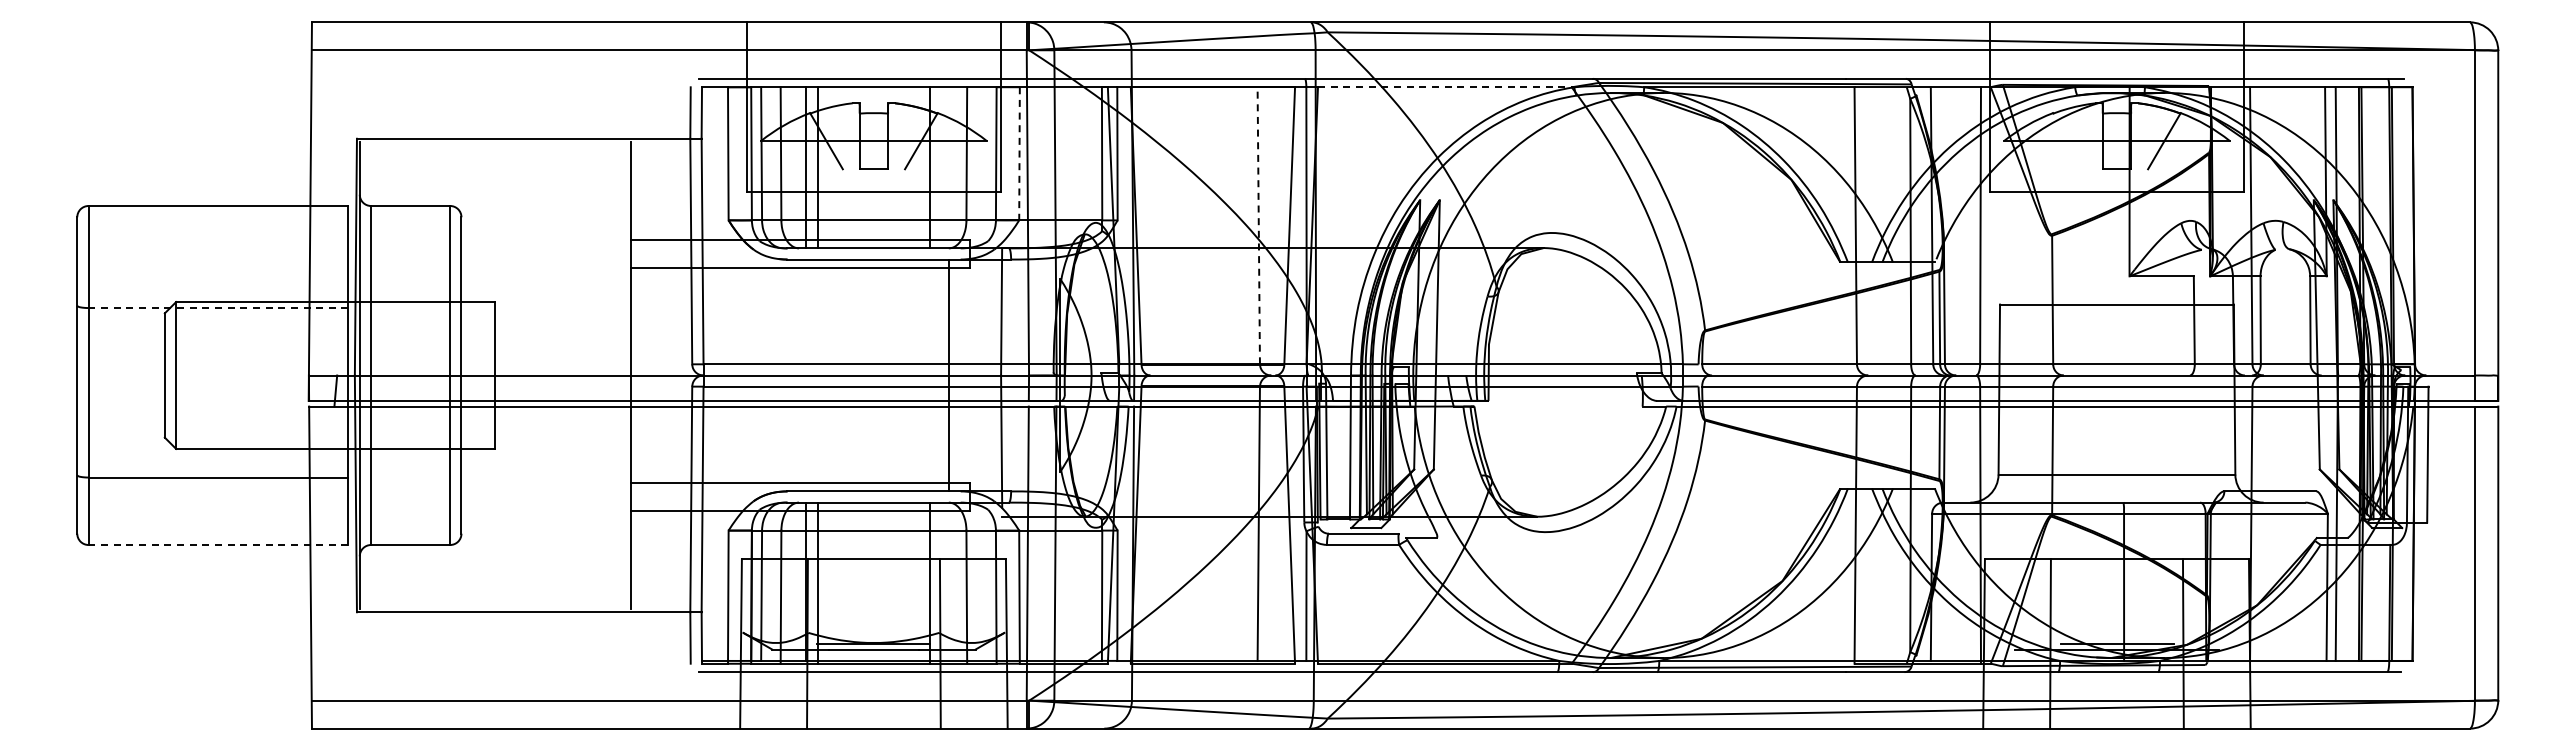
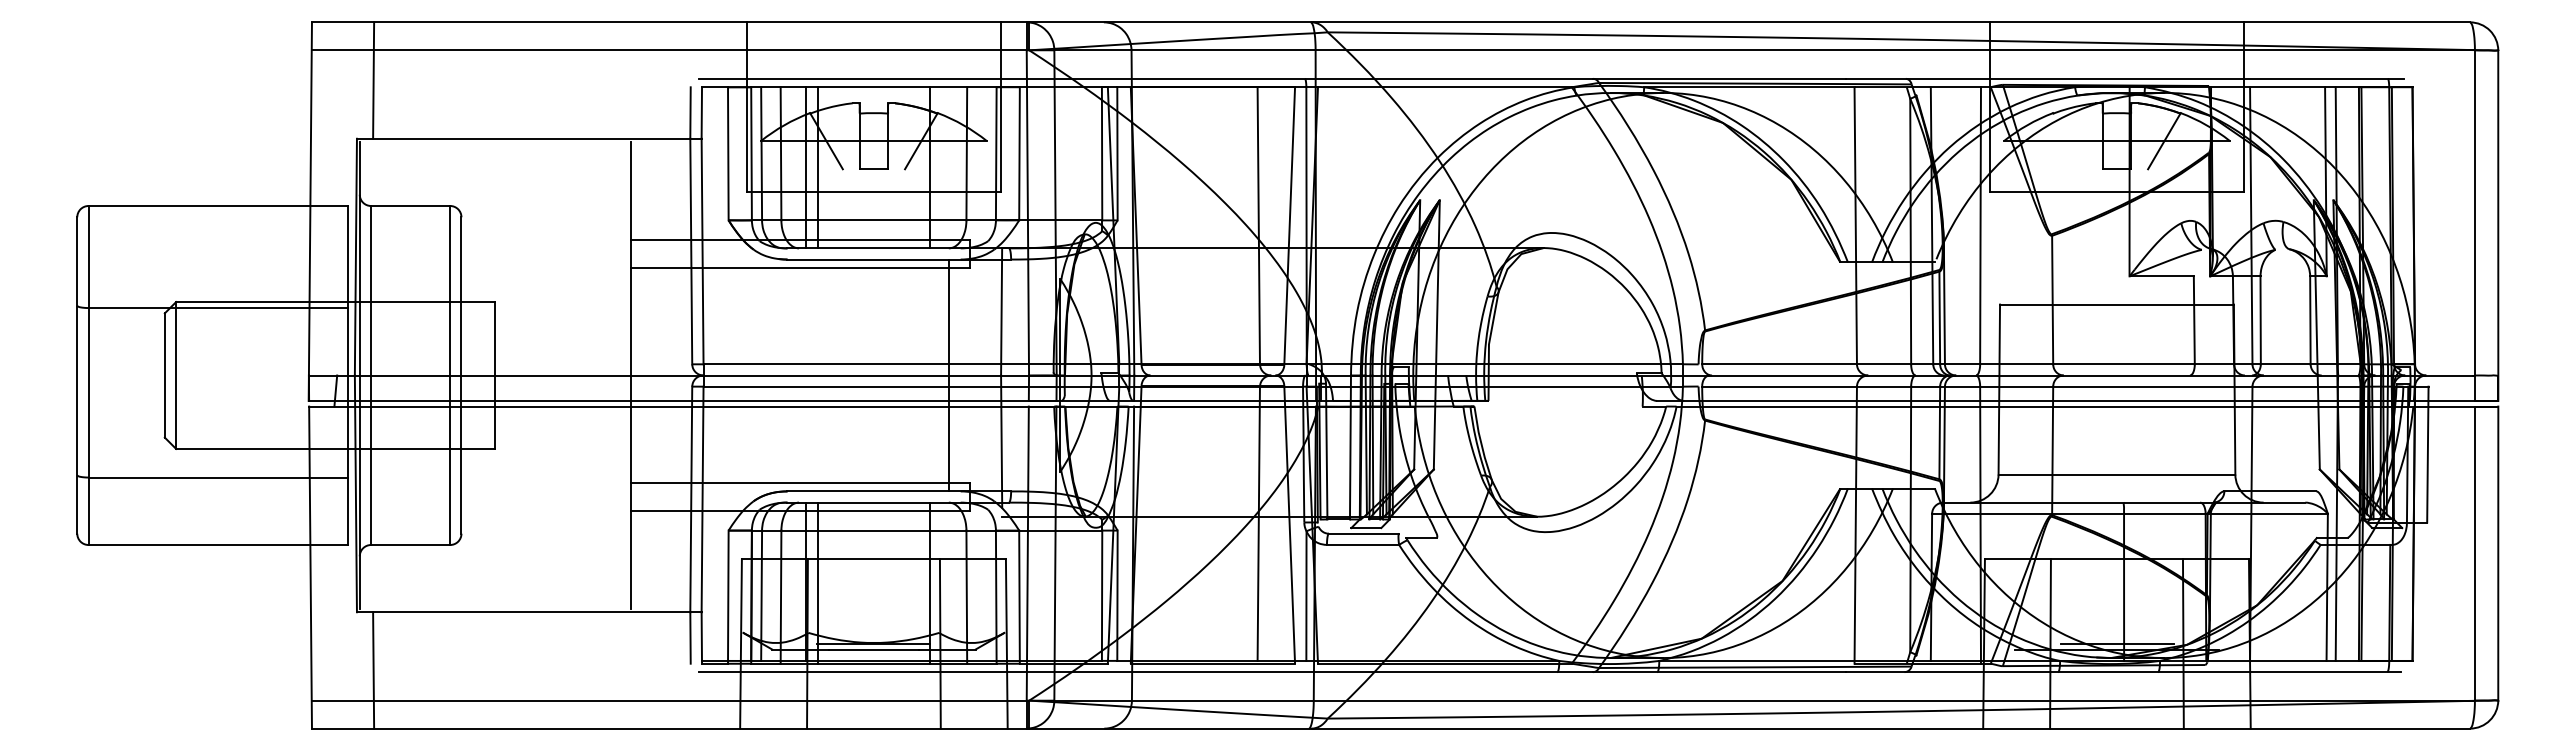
line: none -> present (373, 80)
line: dashed -> solid (1444, 87)
line: dashed -> solid (1019, 153)
line: dashed -> solid (1258, 225)
line: dashed -> solid (218, 308)
line: dashed -> solid (218, 545)
line: none -> present (373, 670)
